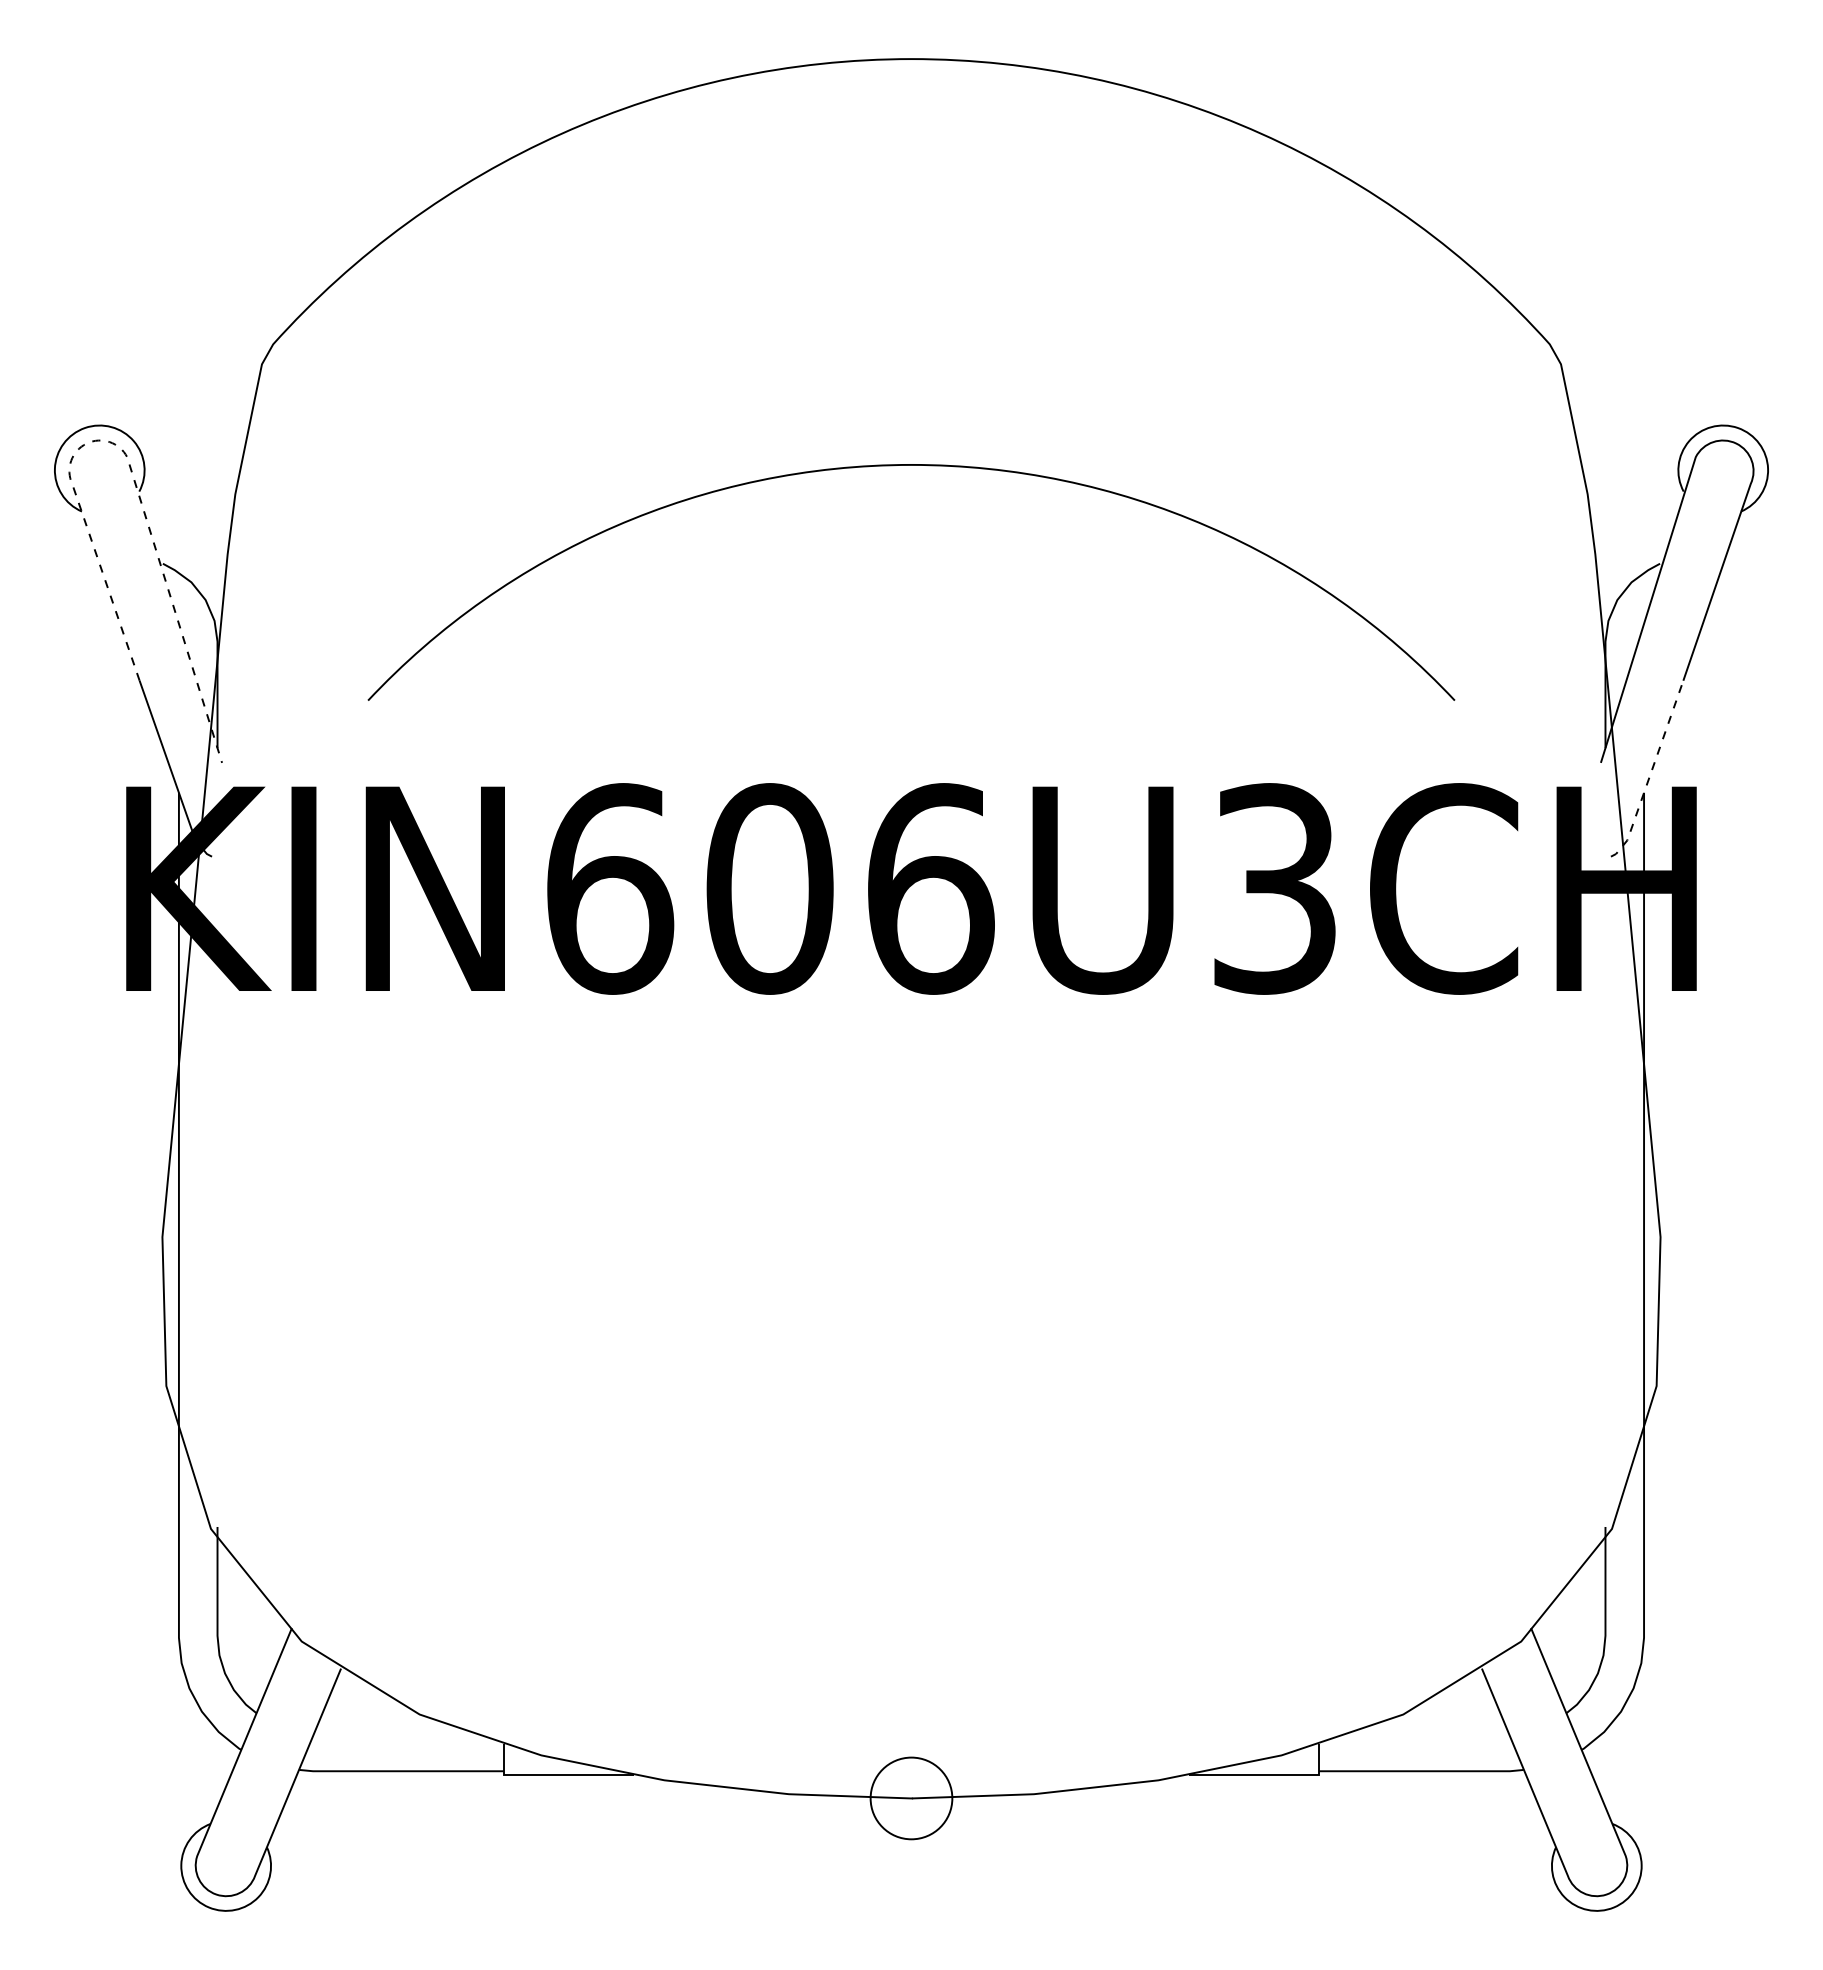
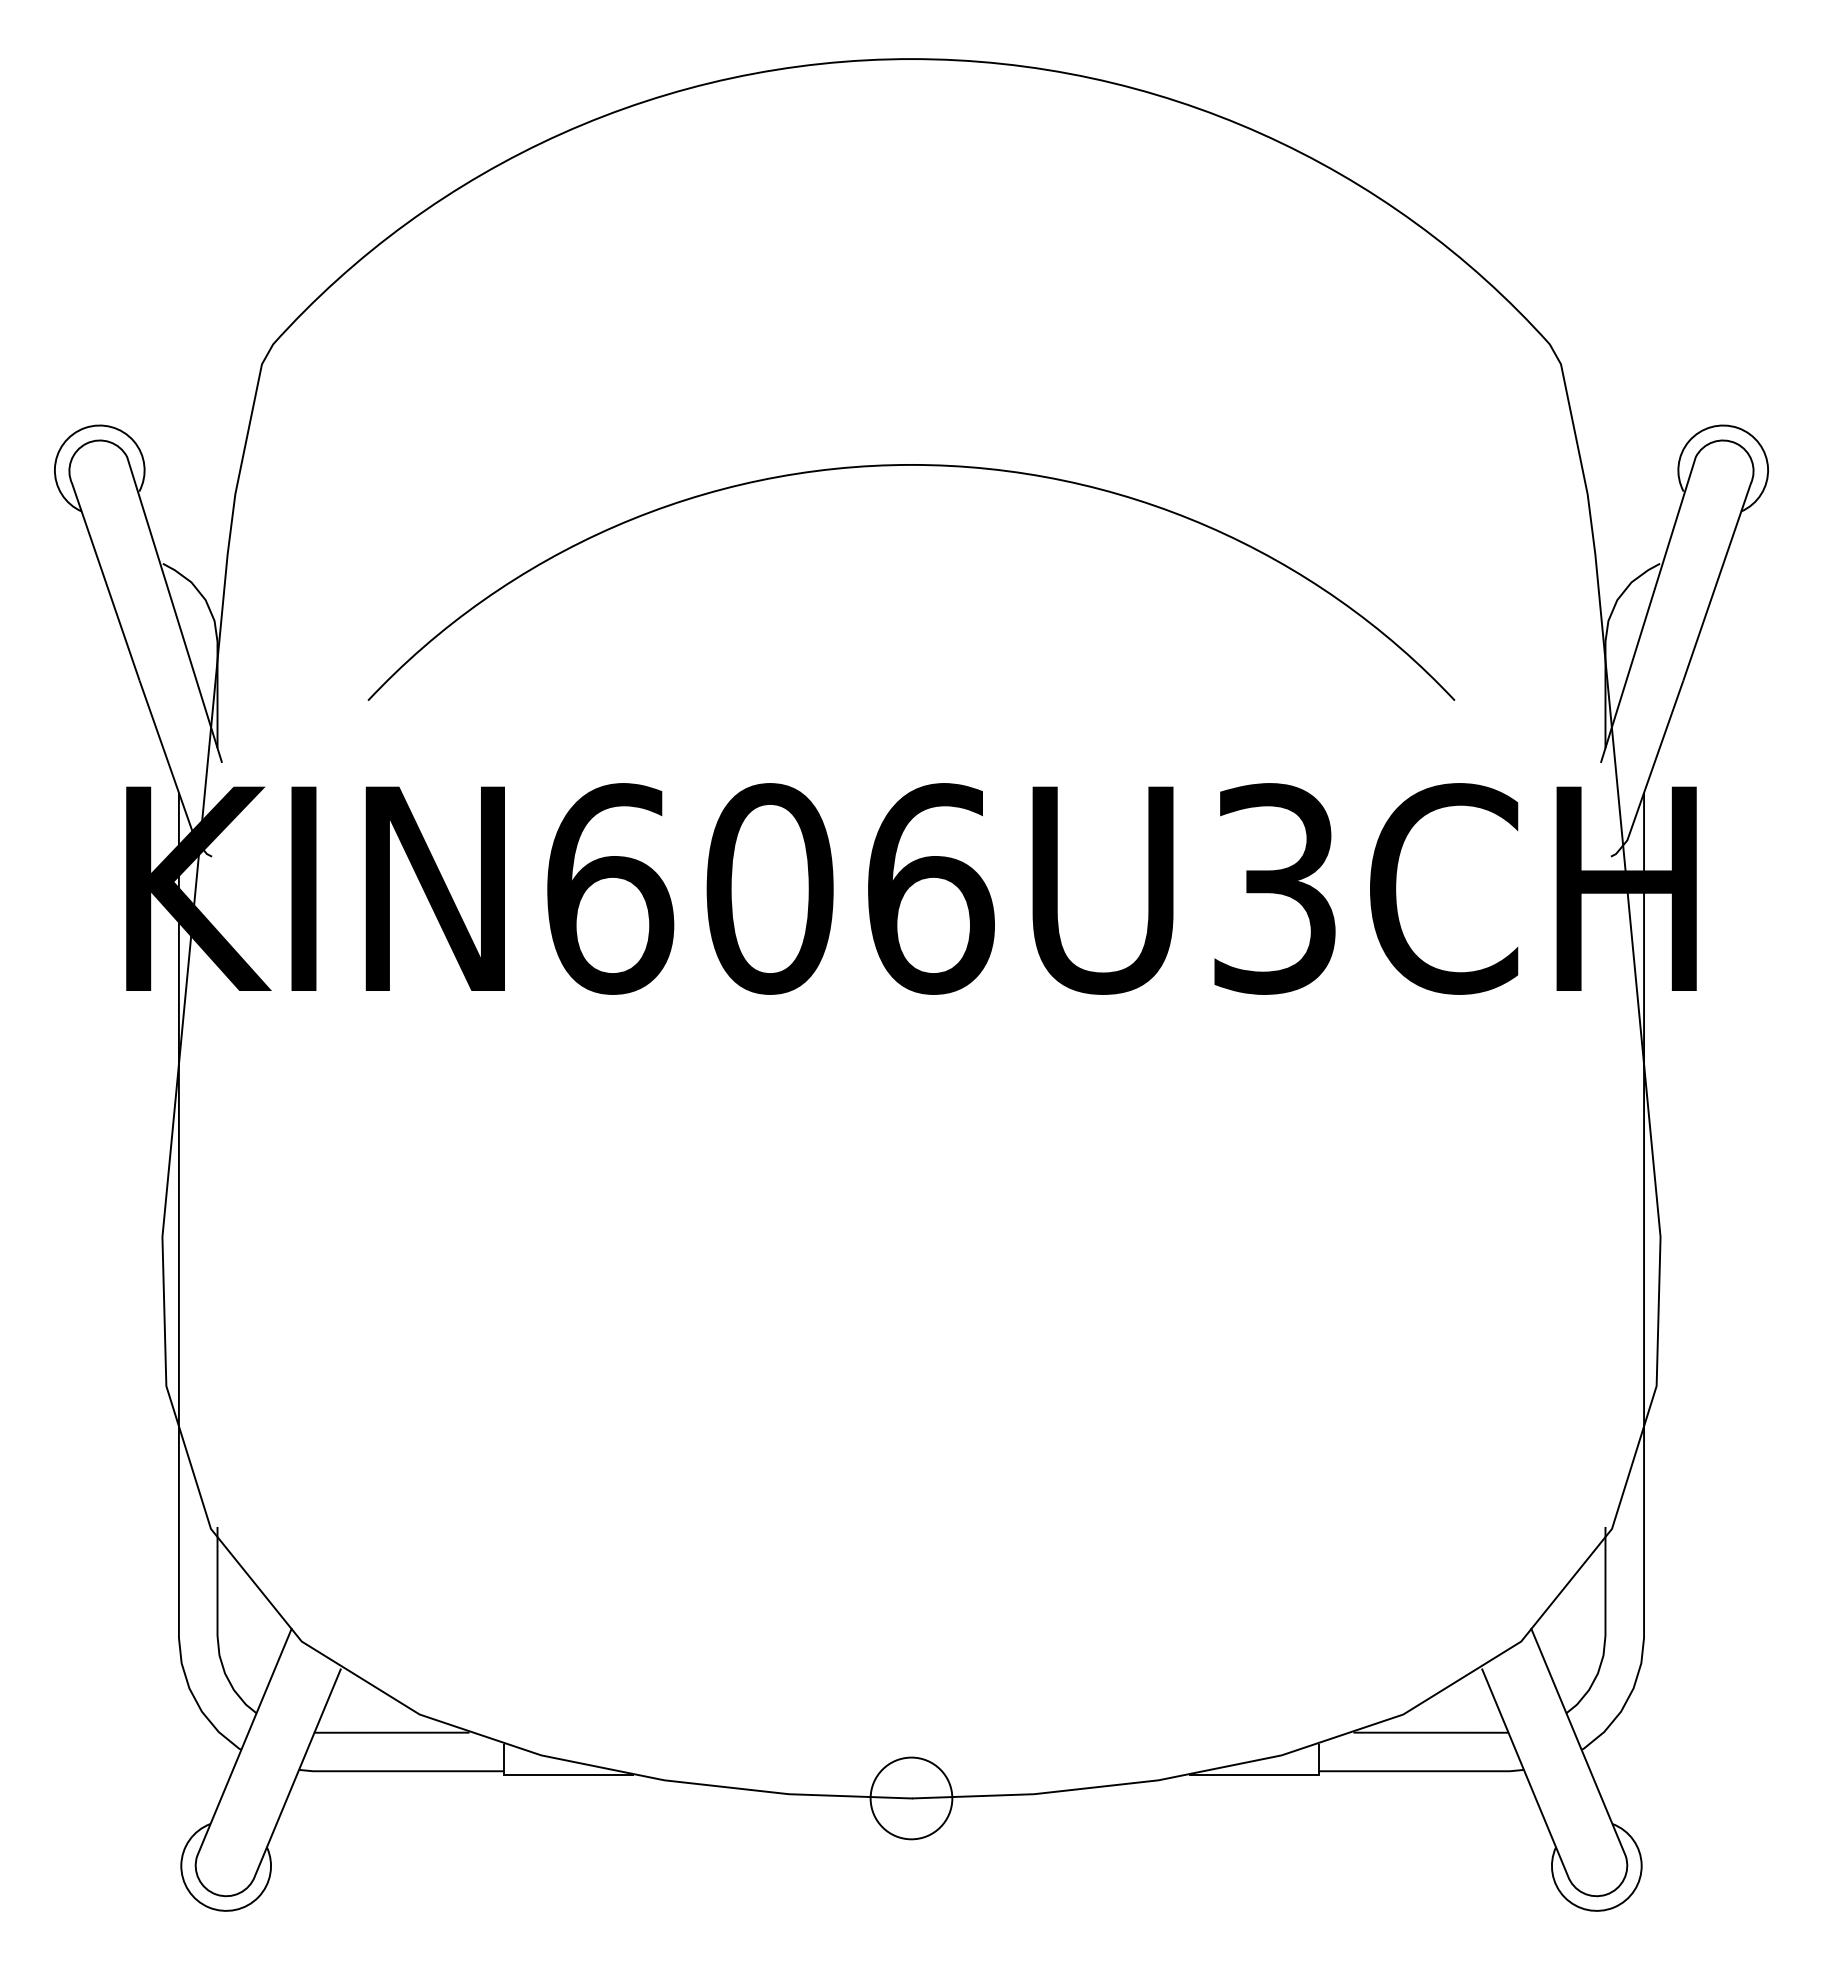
line: dashed -> solid (123, 451)
line: dashed -> solid (1651, 772)
line: none -> present (391, 1732)
line: none -> present (1431, 1732)
